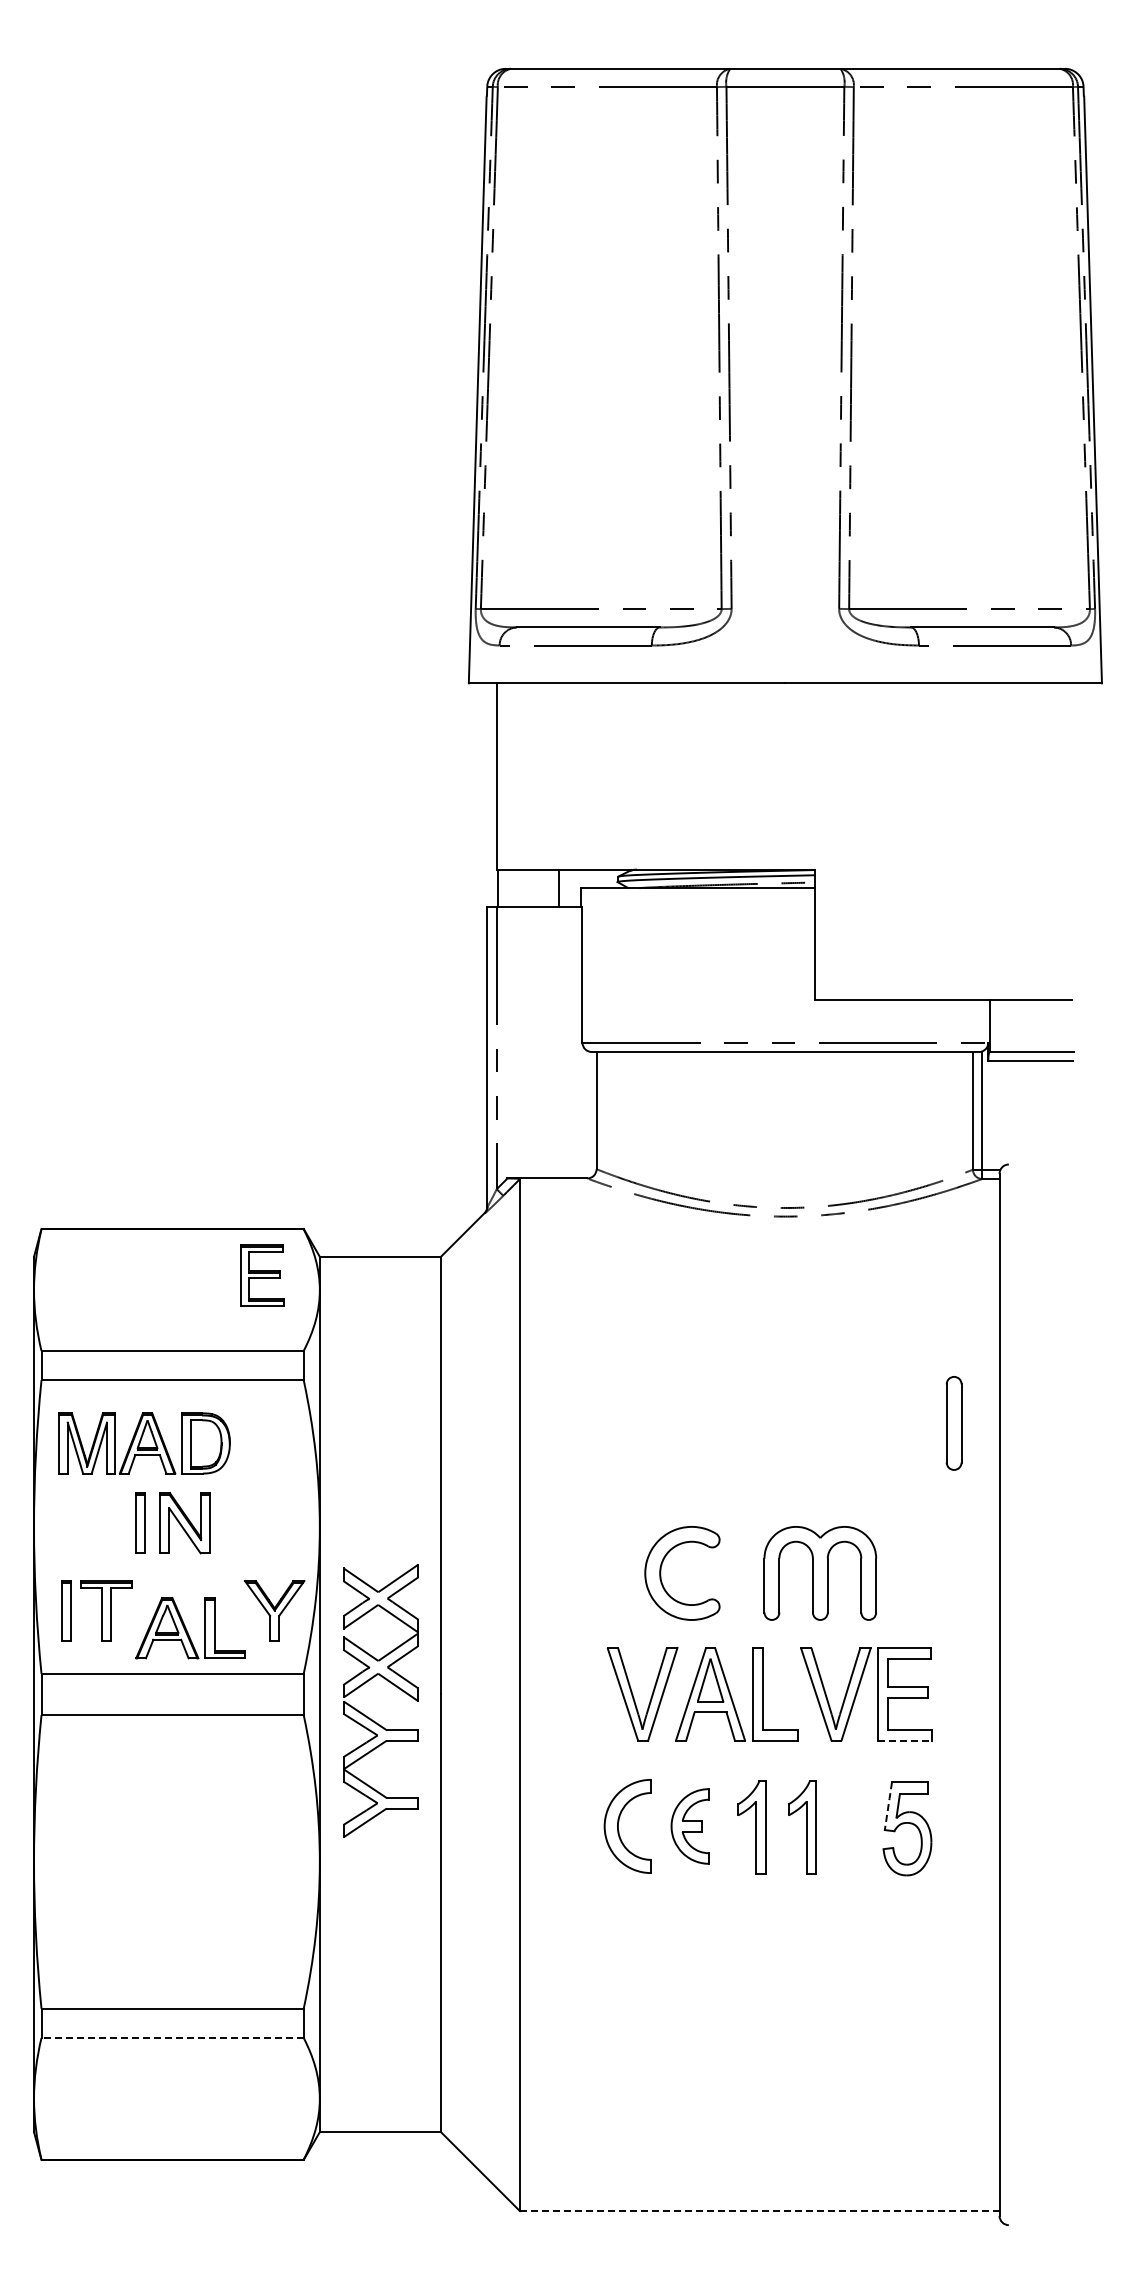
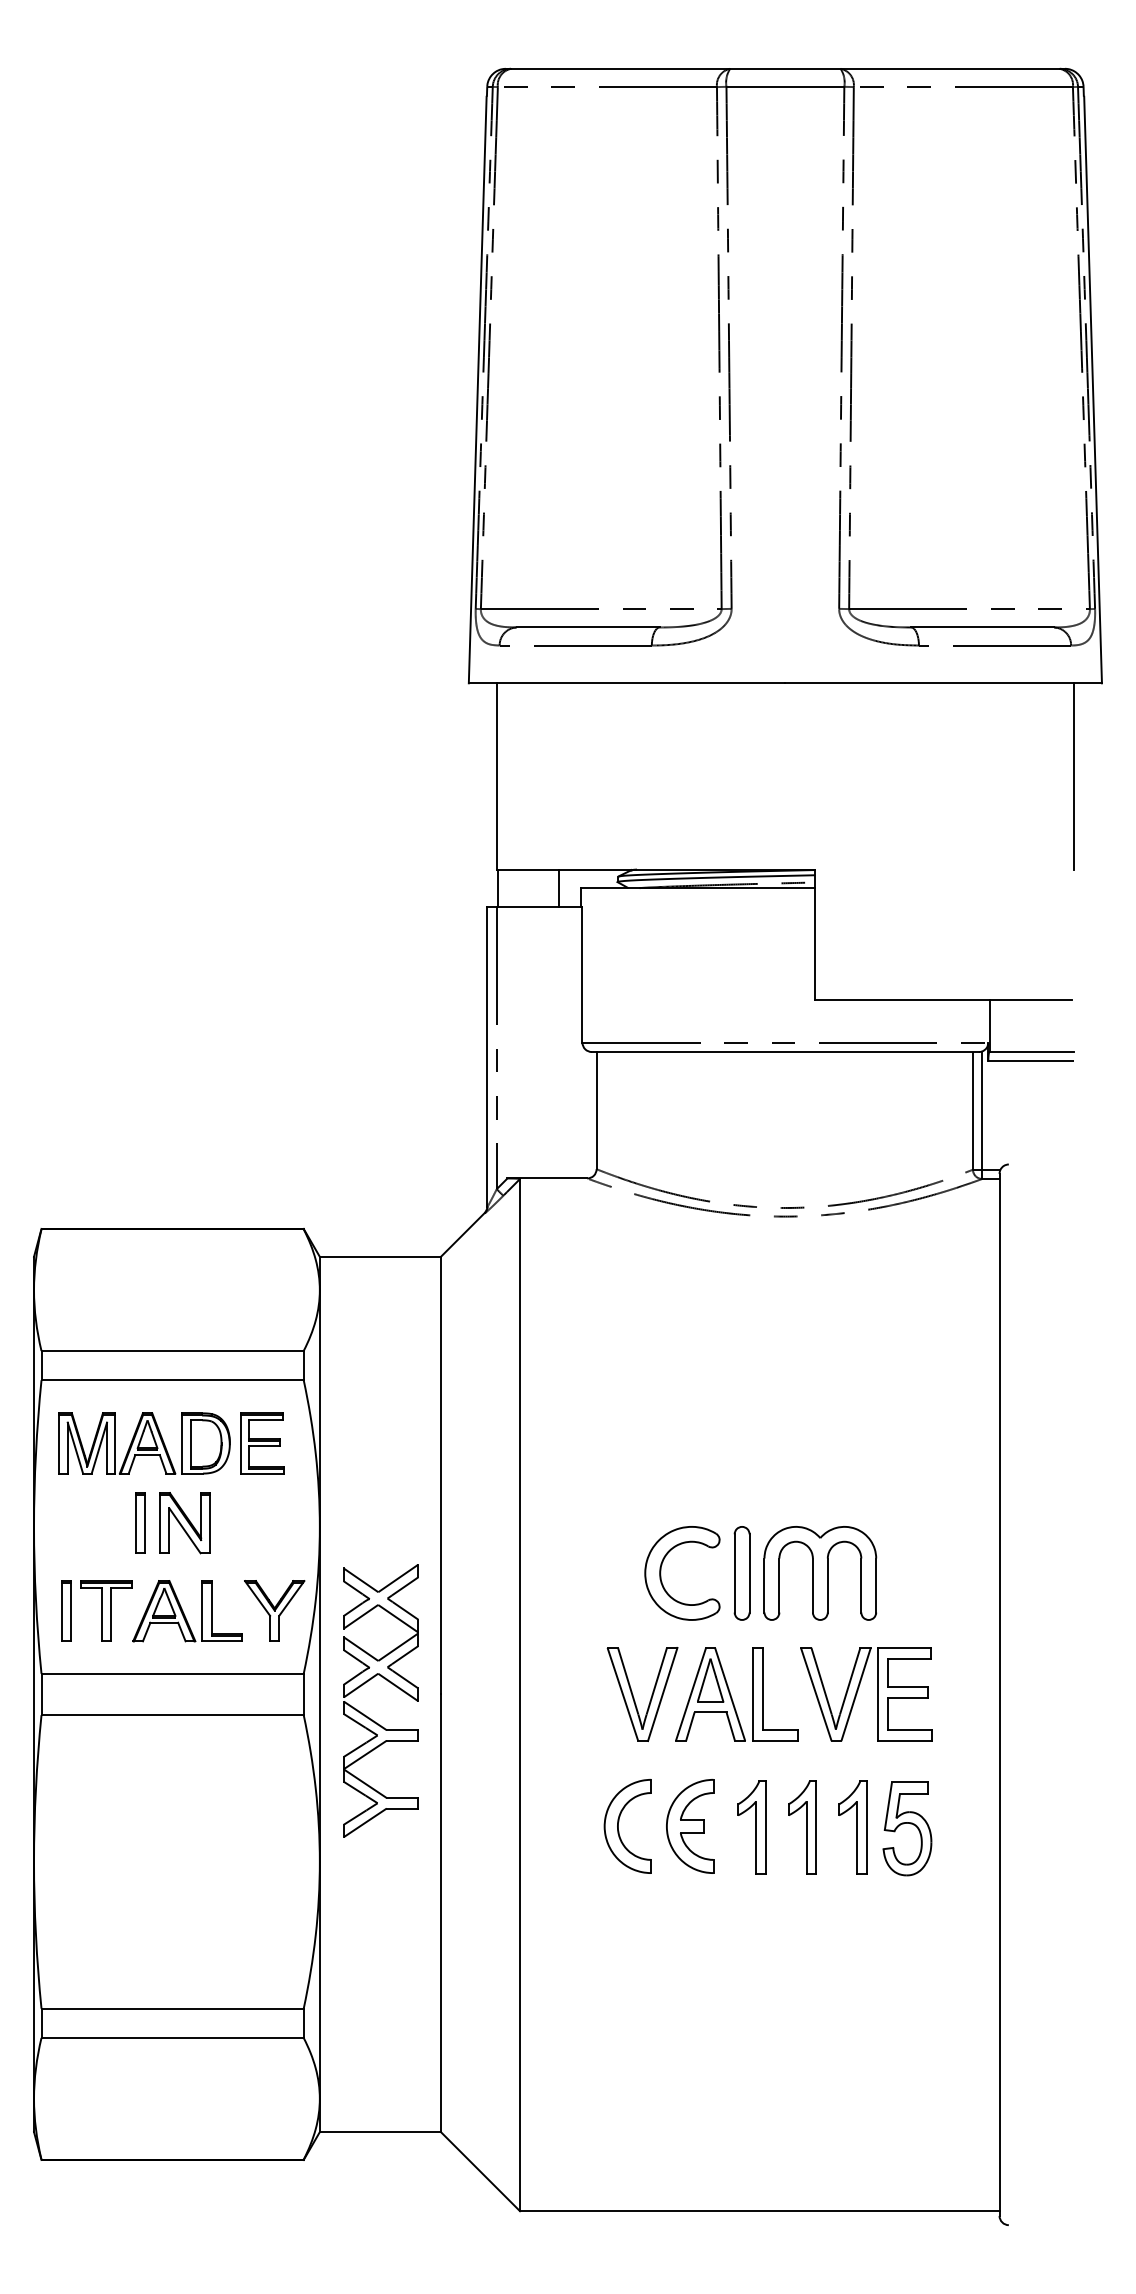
line: none -> present (1074, 776)
part position: (262, 1275) -> (262, 1443) (262, 1443)
part position: (953, 1423) -> (741, 1573) (741, 1573)
part position: (190, 1628) -> (187, 1611) (187, 1611)
line: dashed -> solid (905, 1741)
line: dashed -> solid (888, 1805)
part size: 40x77 px -> 49x95 px (690, 1826)
part: none -> present (852, 1827)
line: dashed -> solid (172, 2037)
line: dashed -> solid (759, 2211)
